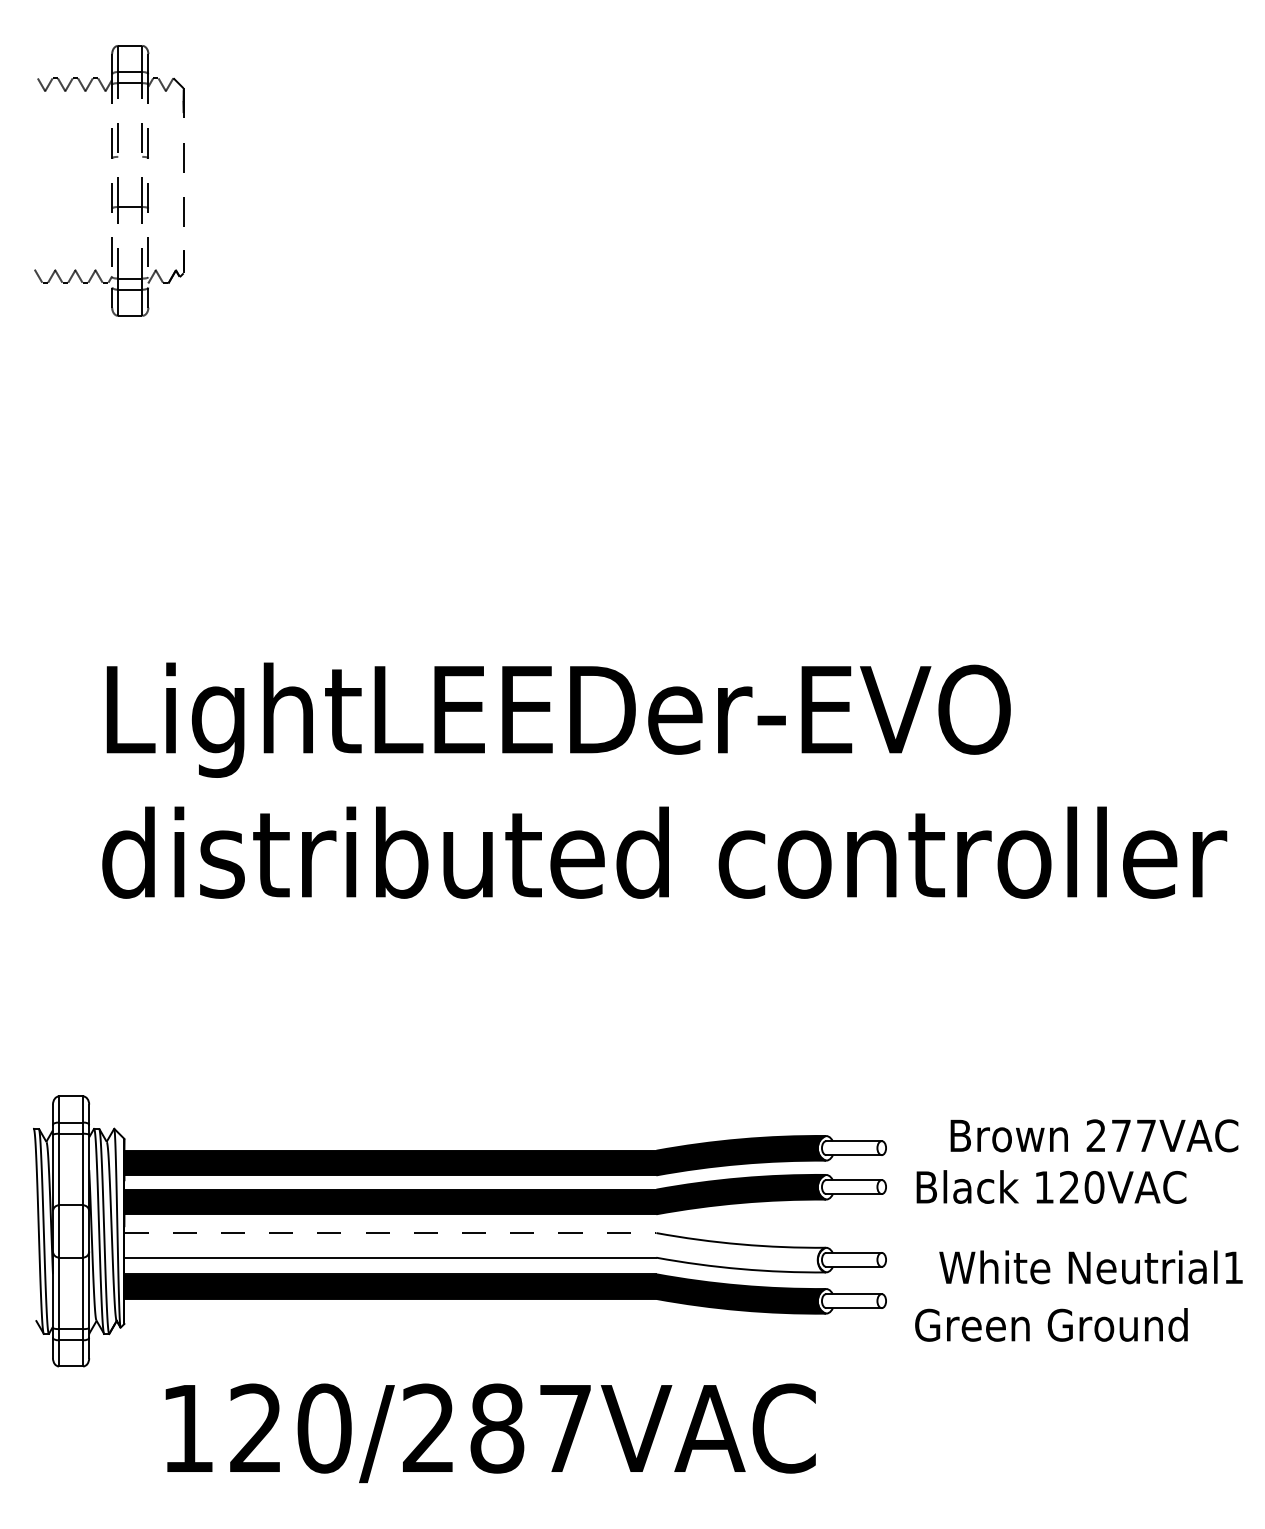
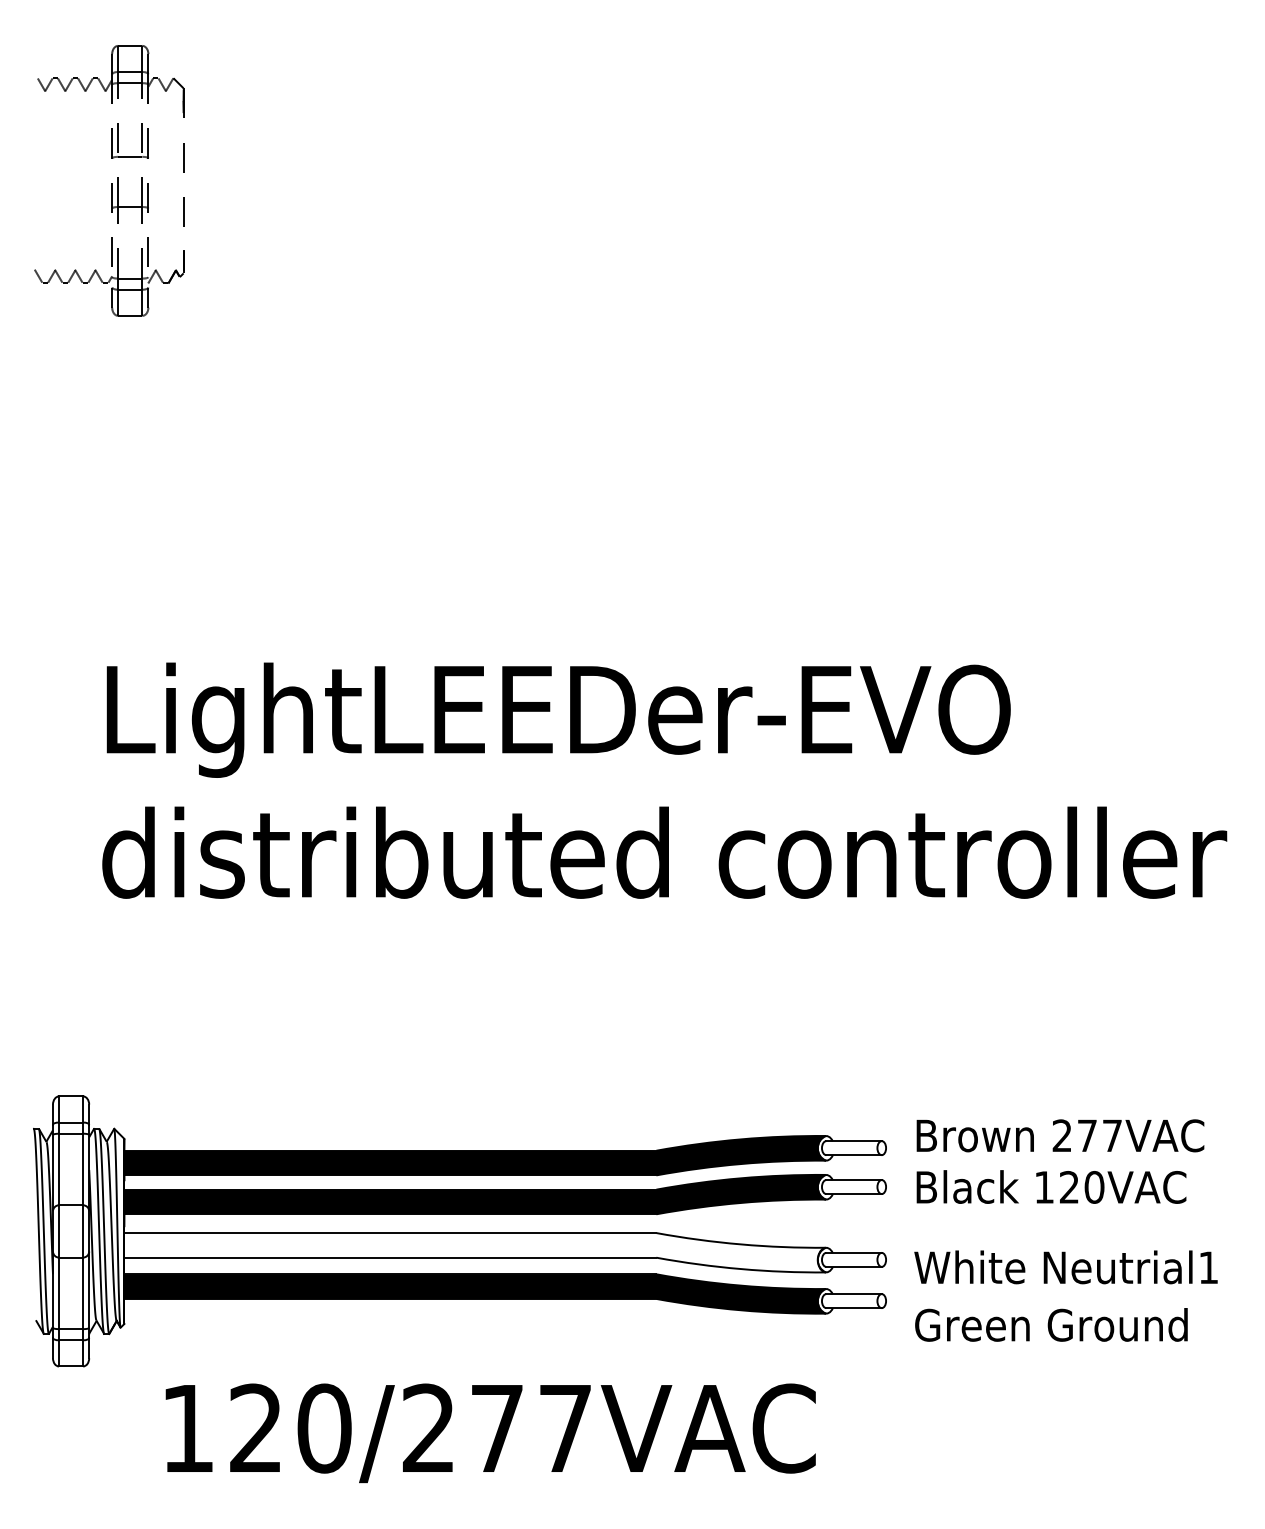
line: none -> present (130, 156)
text position: (1094, 1135) -> (1060, 1135) (1060, 1135)
line: dashed -> solid (390, 1233)
text position: (1090, 1267) -> (1065, 1267) (1065, 1267)
text: 120/287VAC -> 120/277VAC (497, 1428)
